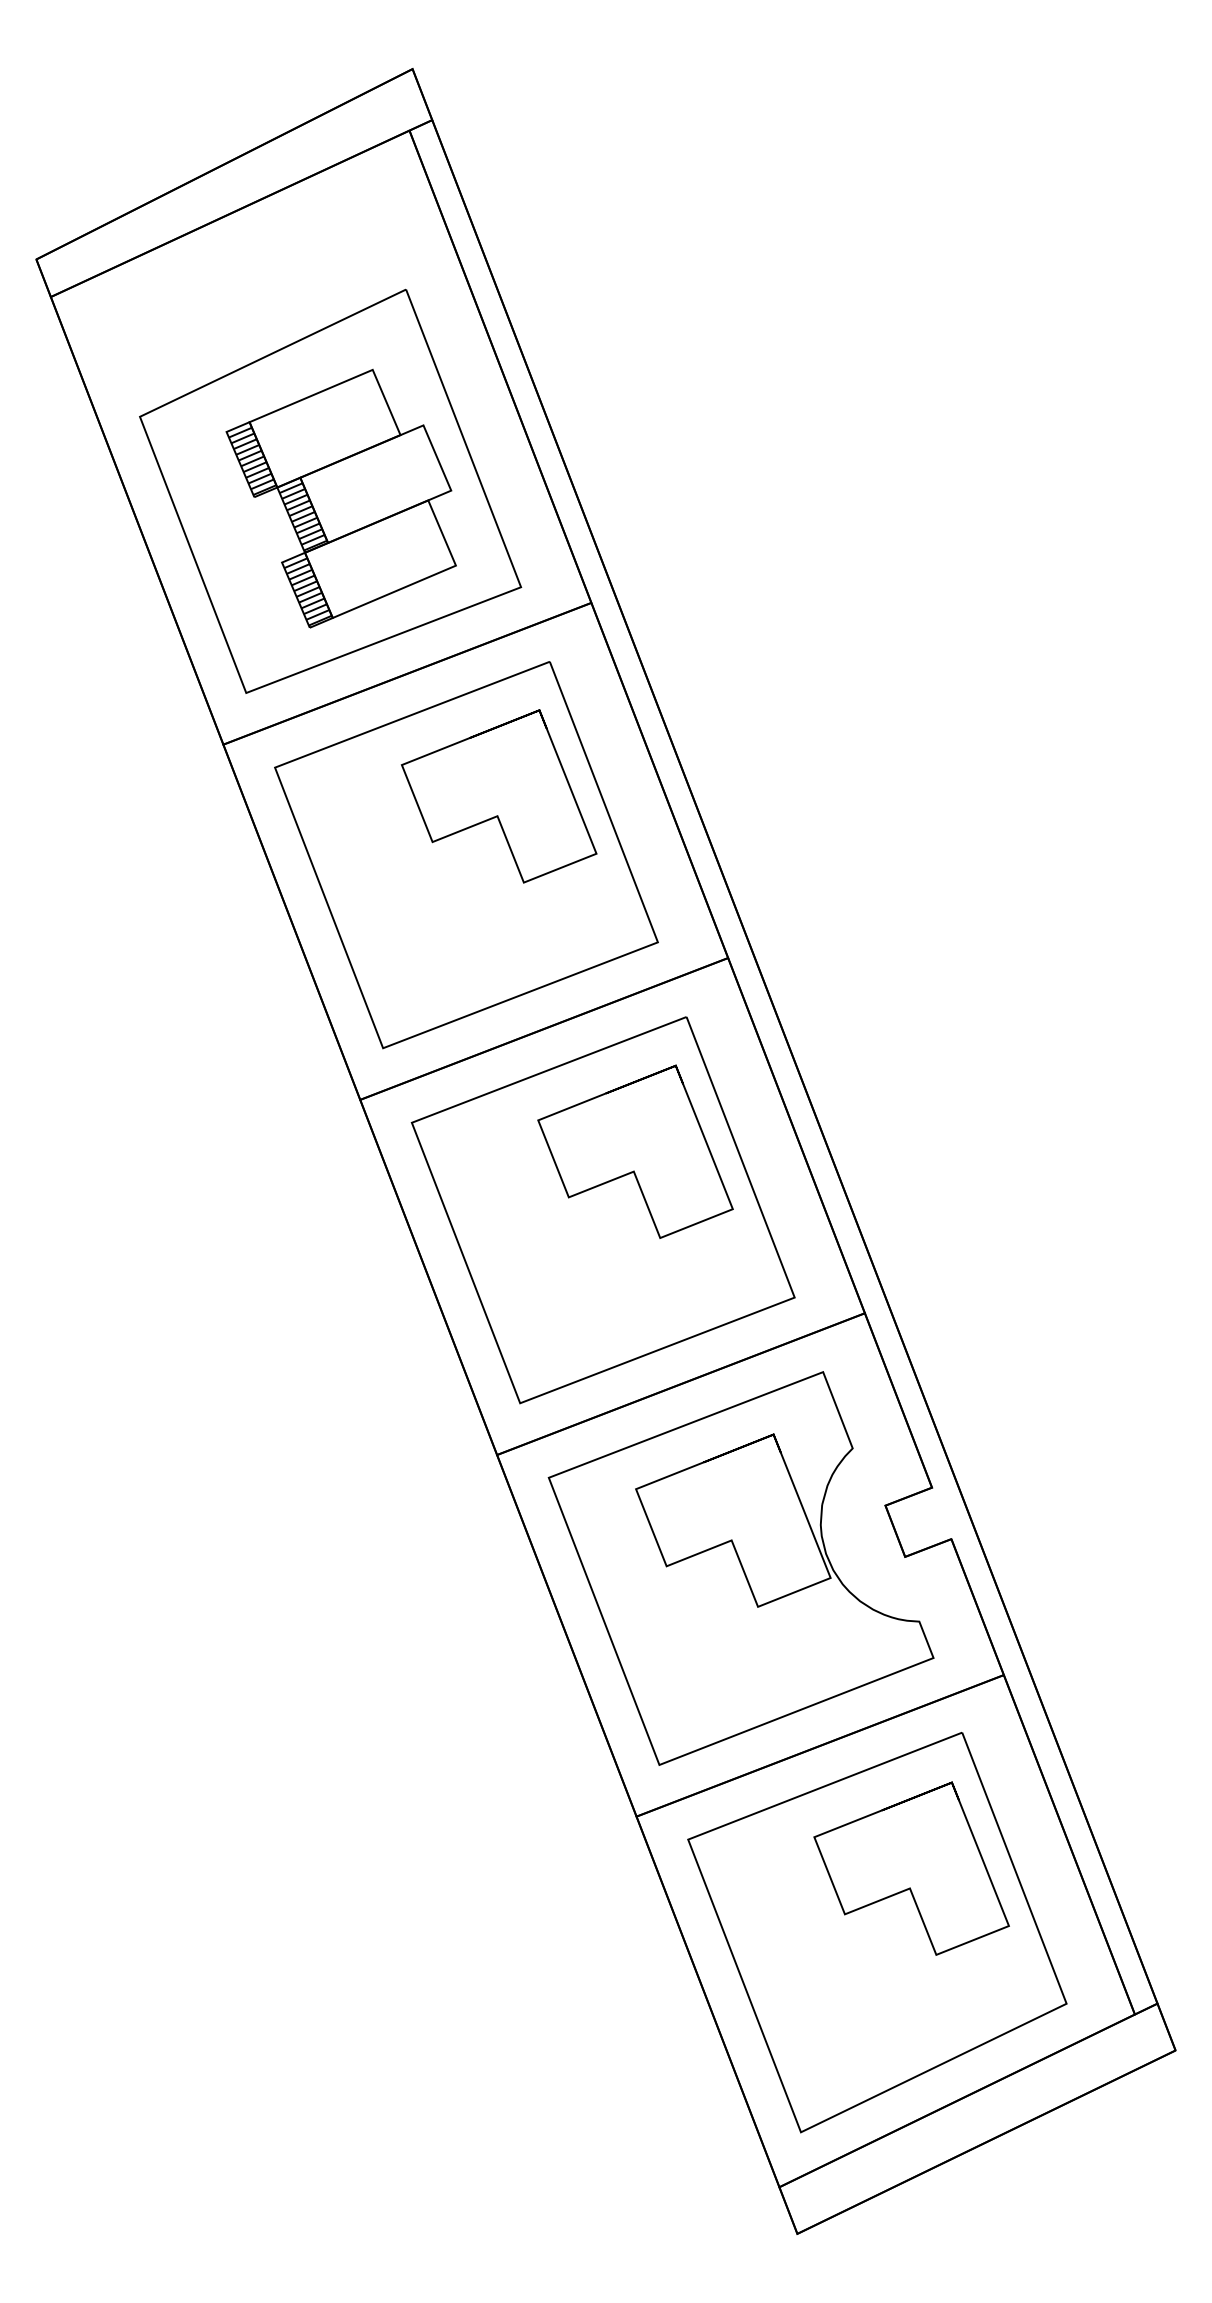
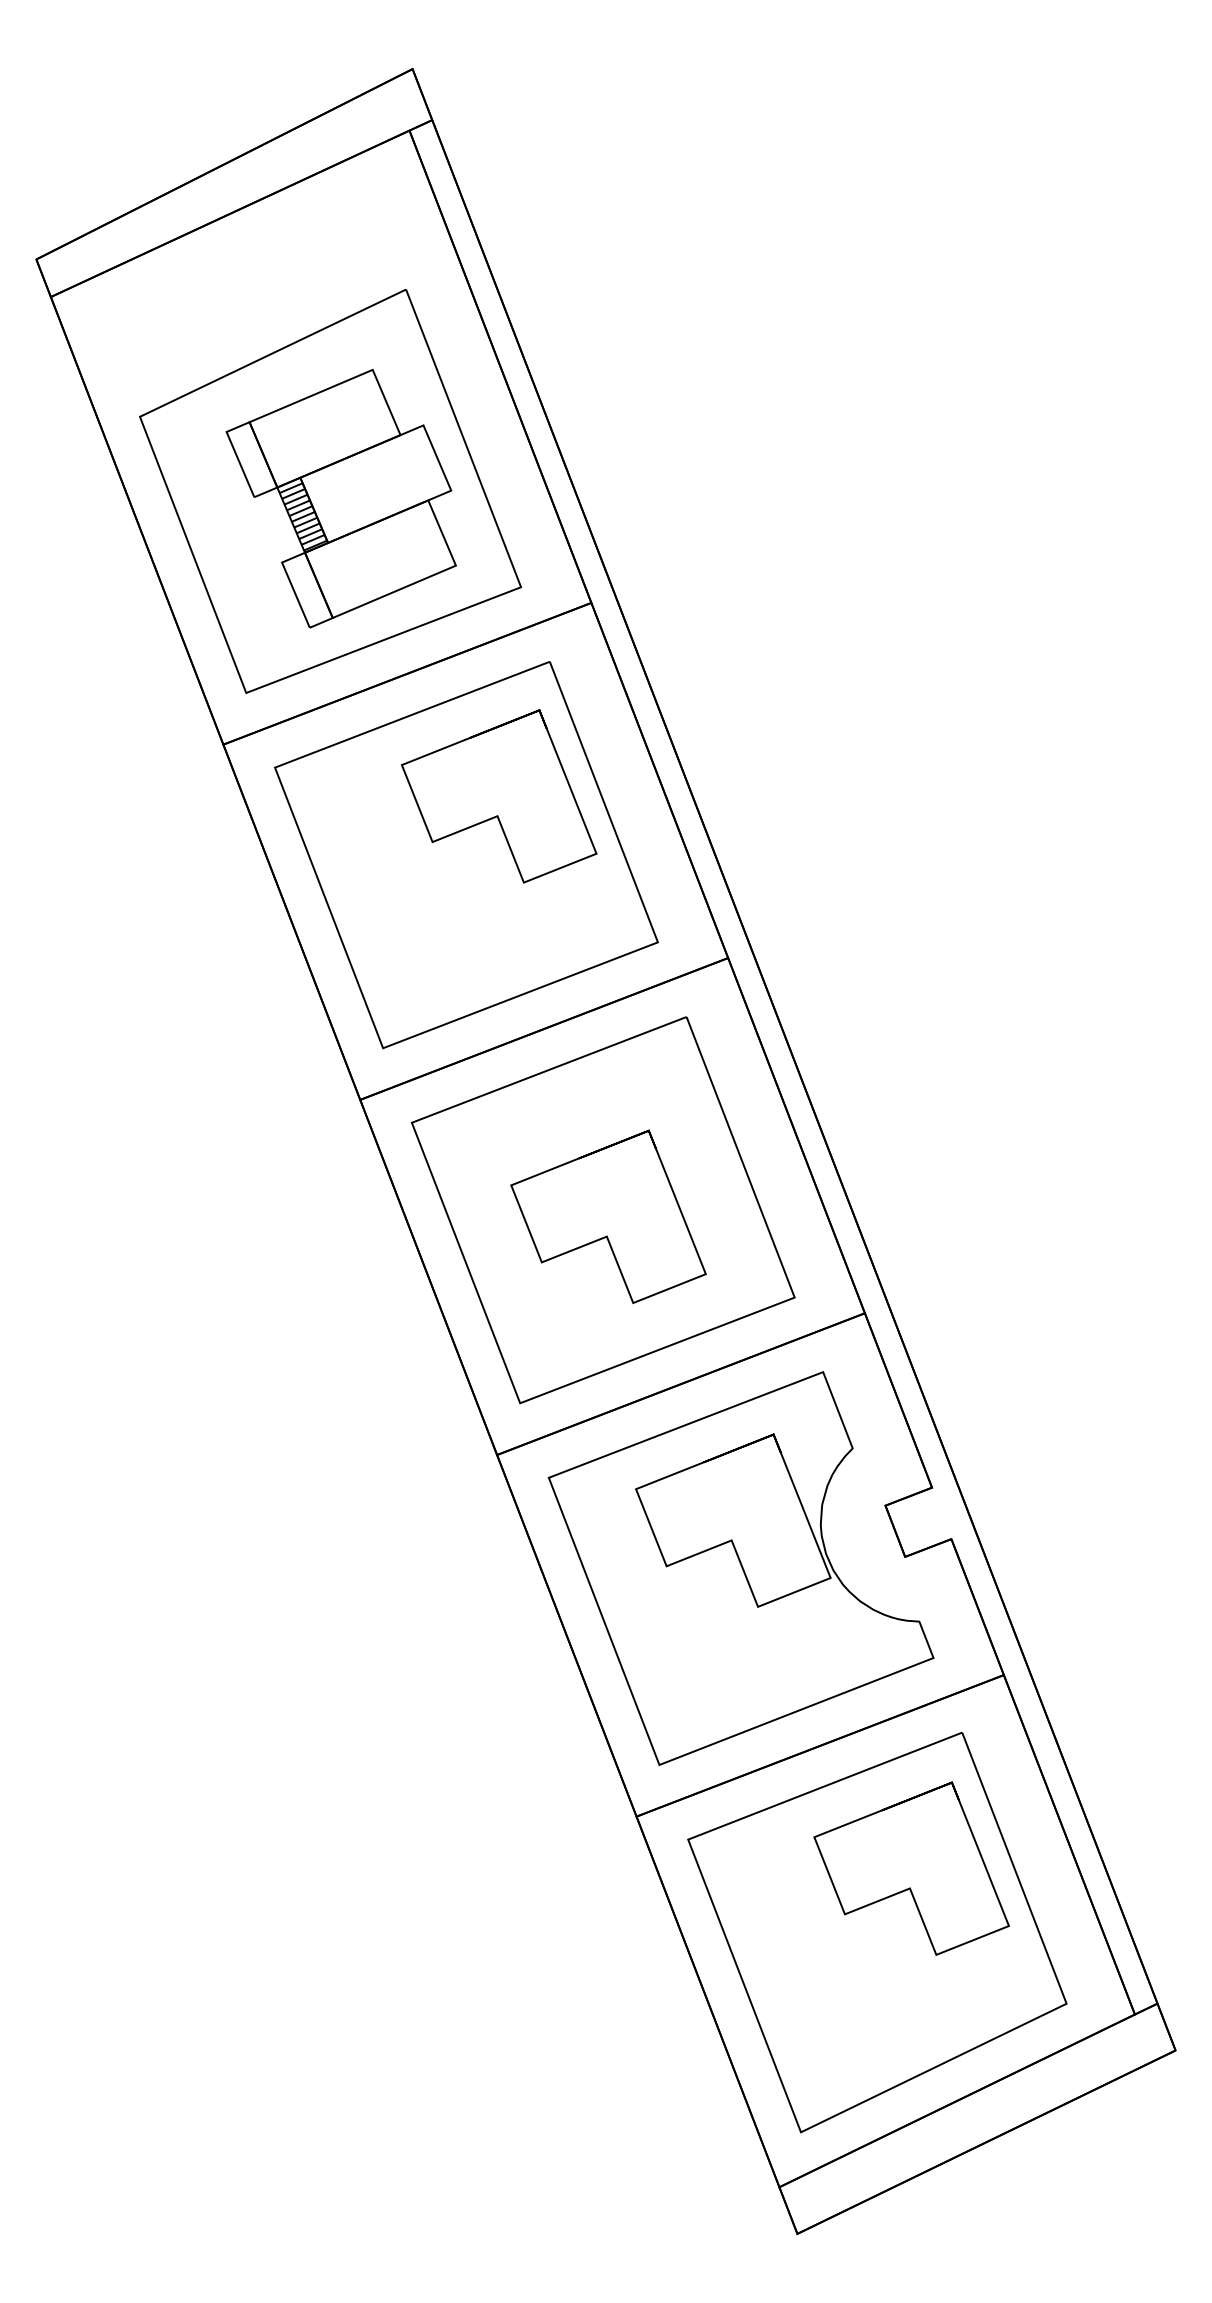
hatch: present -> none (252, 460)
hatch: present -> none (307, 591)
curve position: (634, 1170) -> (607, 1235) (607, 1235)
